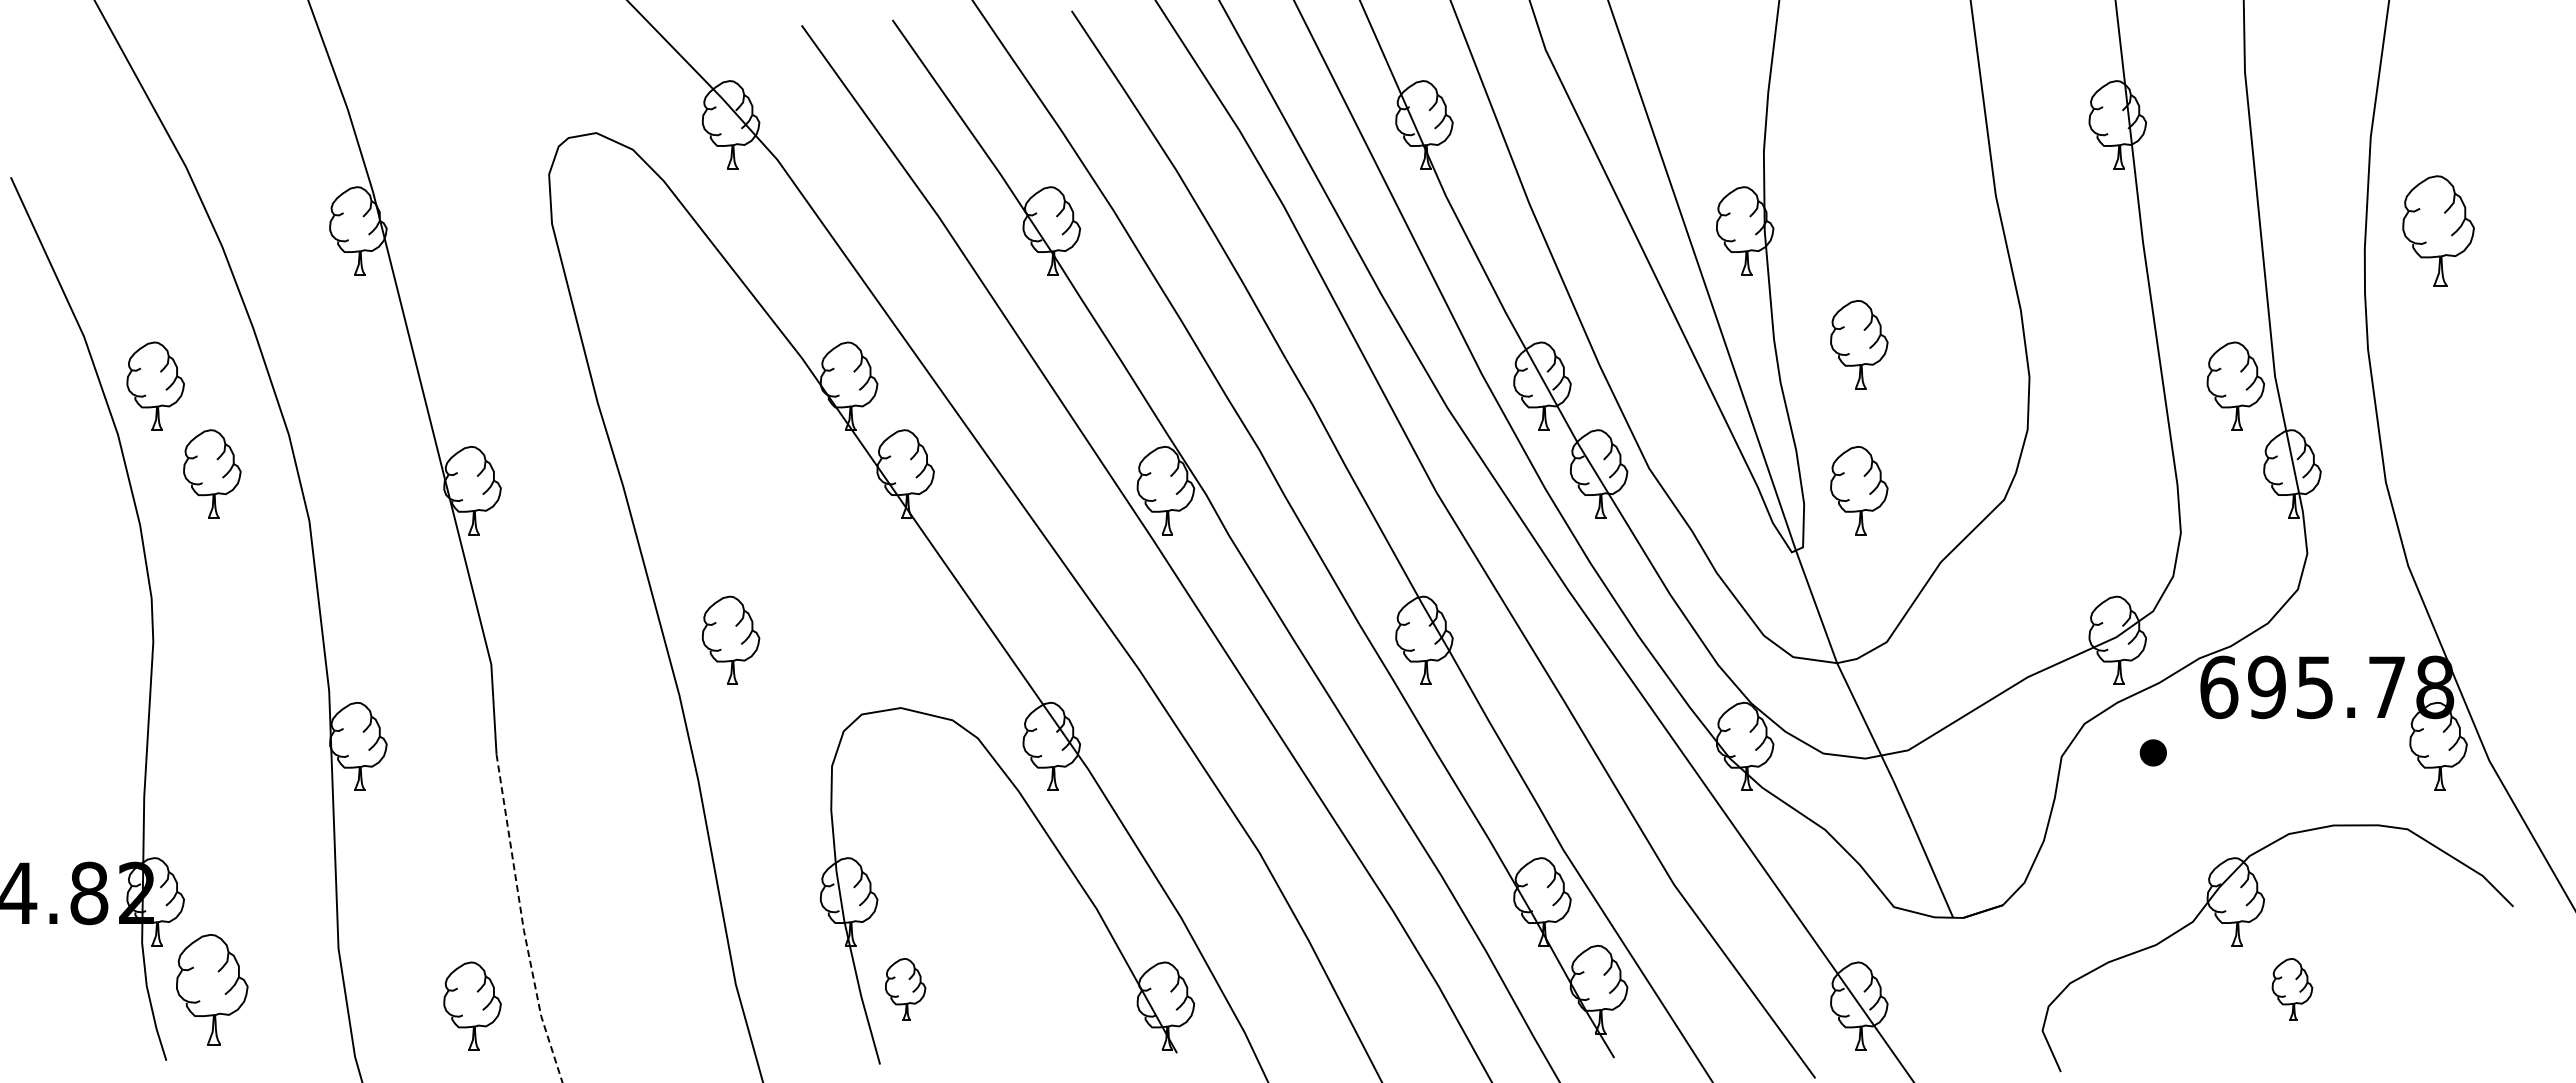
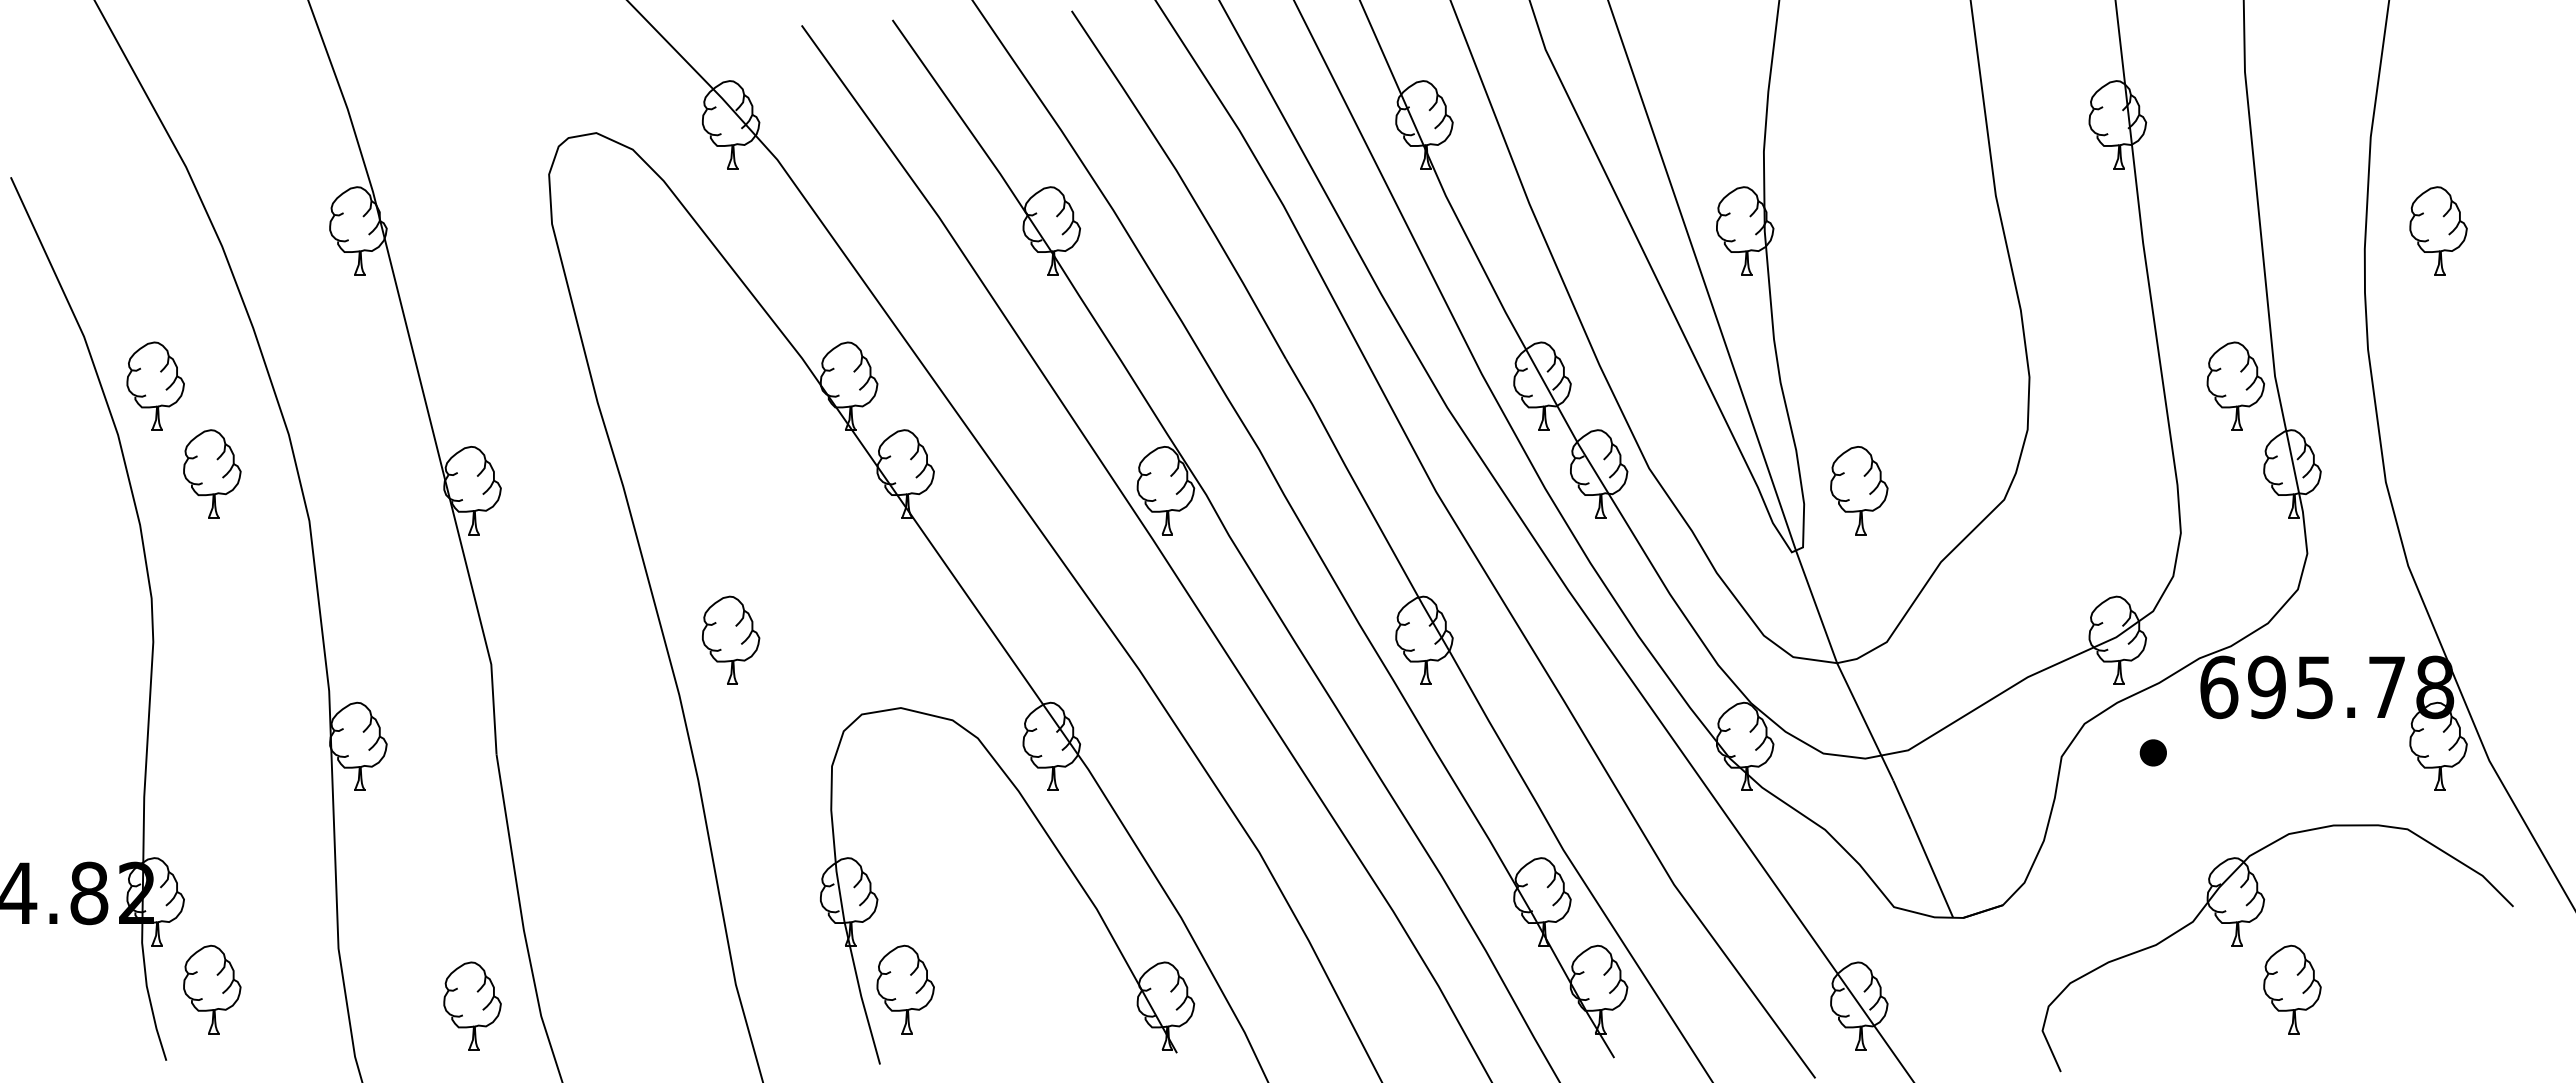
part size: 73x112 px -> 59x90 px (2438, 230)
part: present -> none (1859, 344)
line: dashed -> solid (522, 921)
part size: 73x112 px -> 59x91 px (212, 989)
part size: 42x63 px -> 59x91 px (905, 989)
part size: 43x63 px -> 59x91 px (2292, 989)
